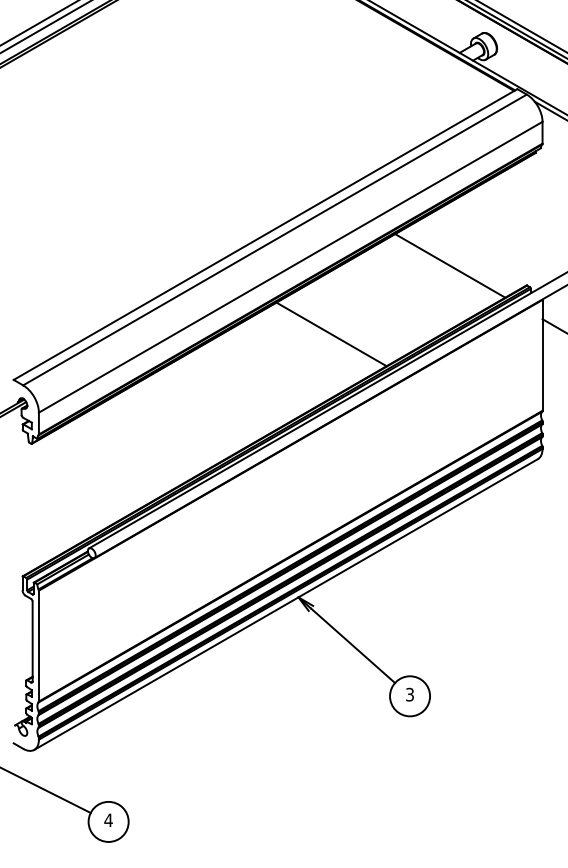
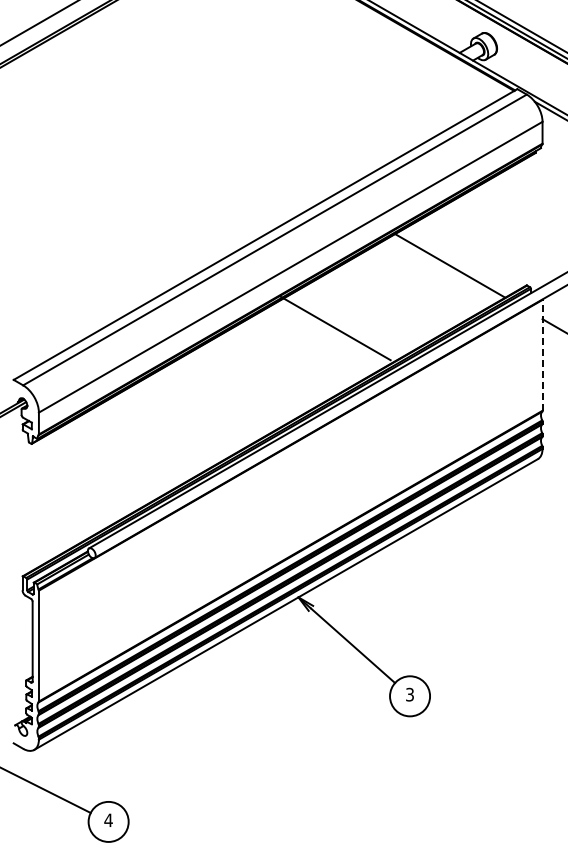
line: present -> none (45, 27)
line position: (331, 334) -> (335, 328) (335, 328)
line: solid -> dashed (542, 354)
